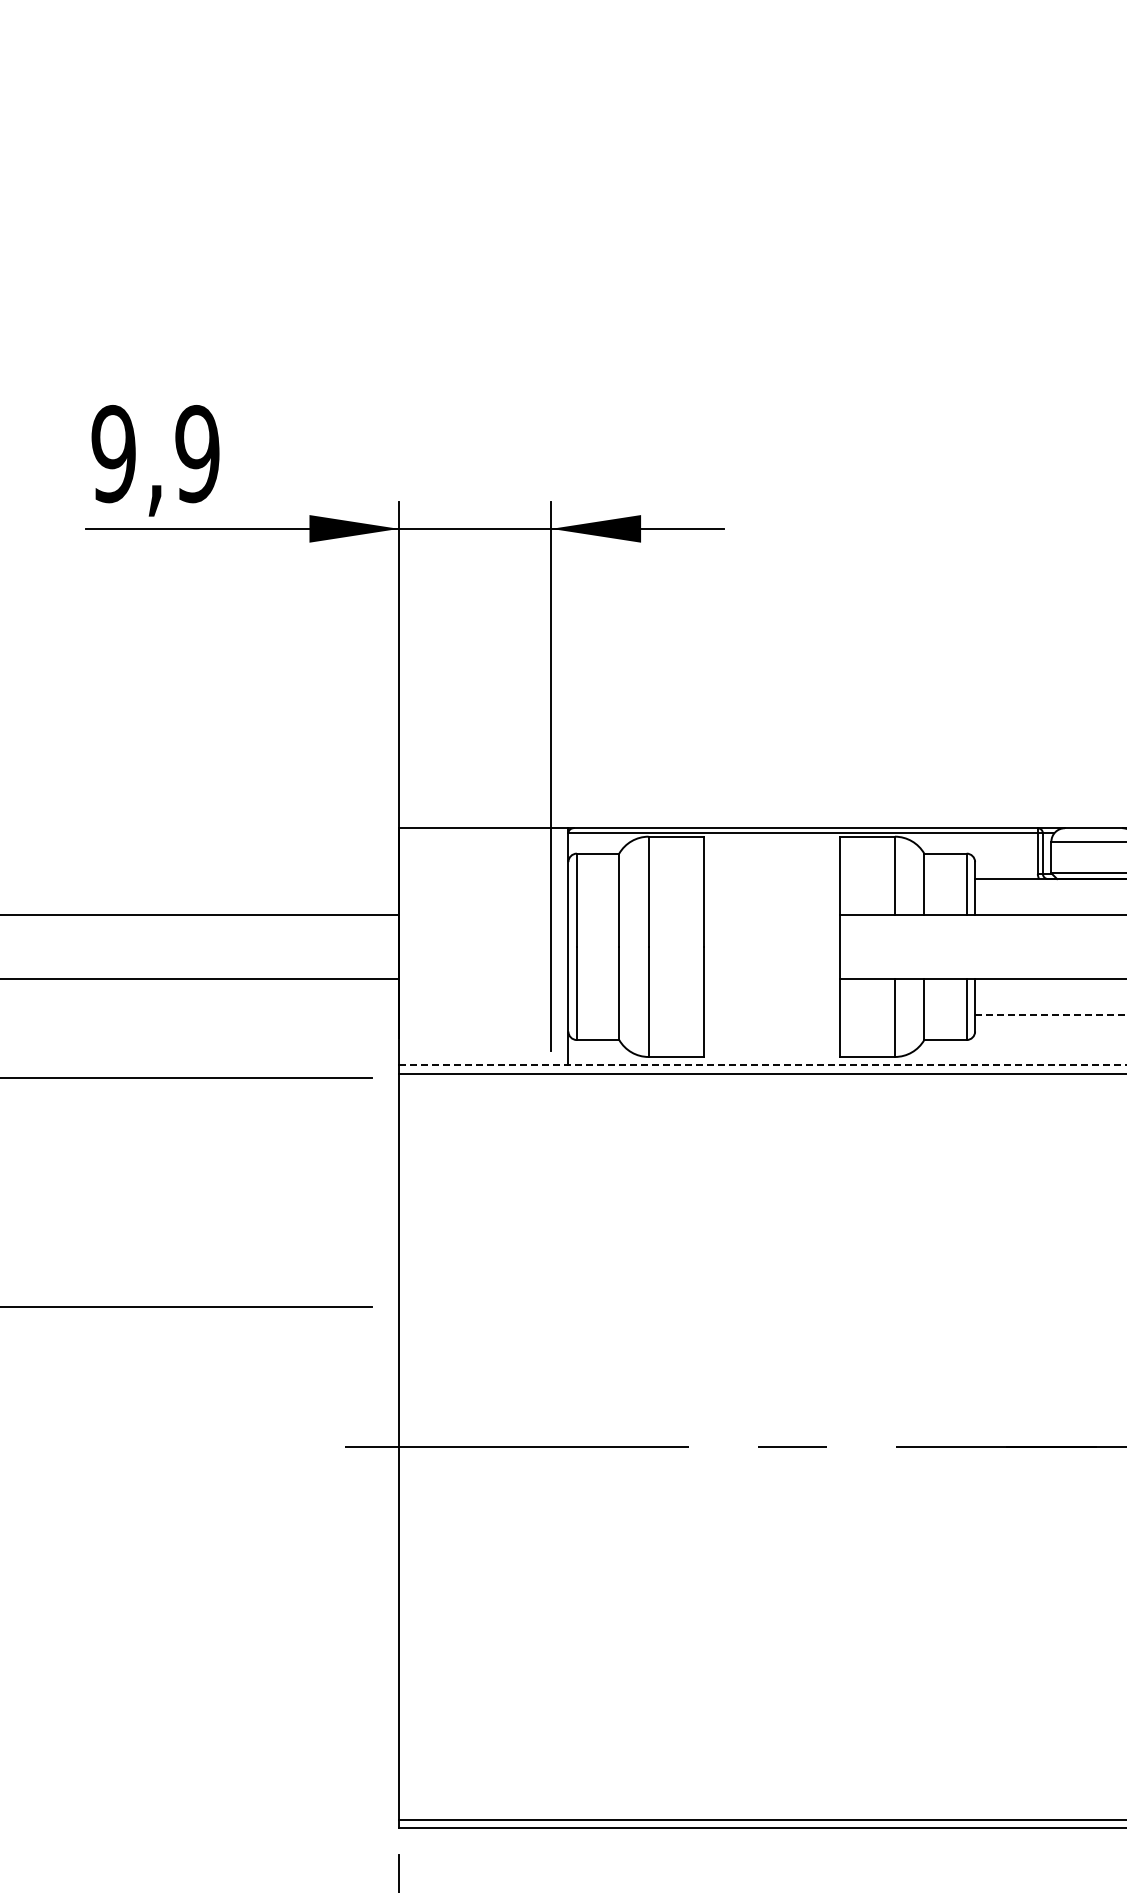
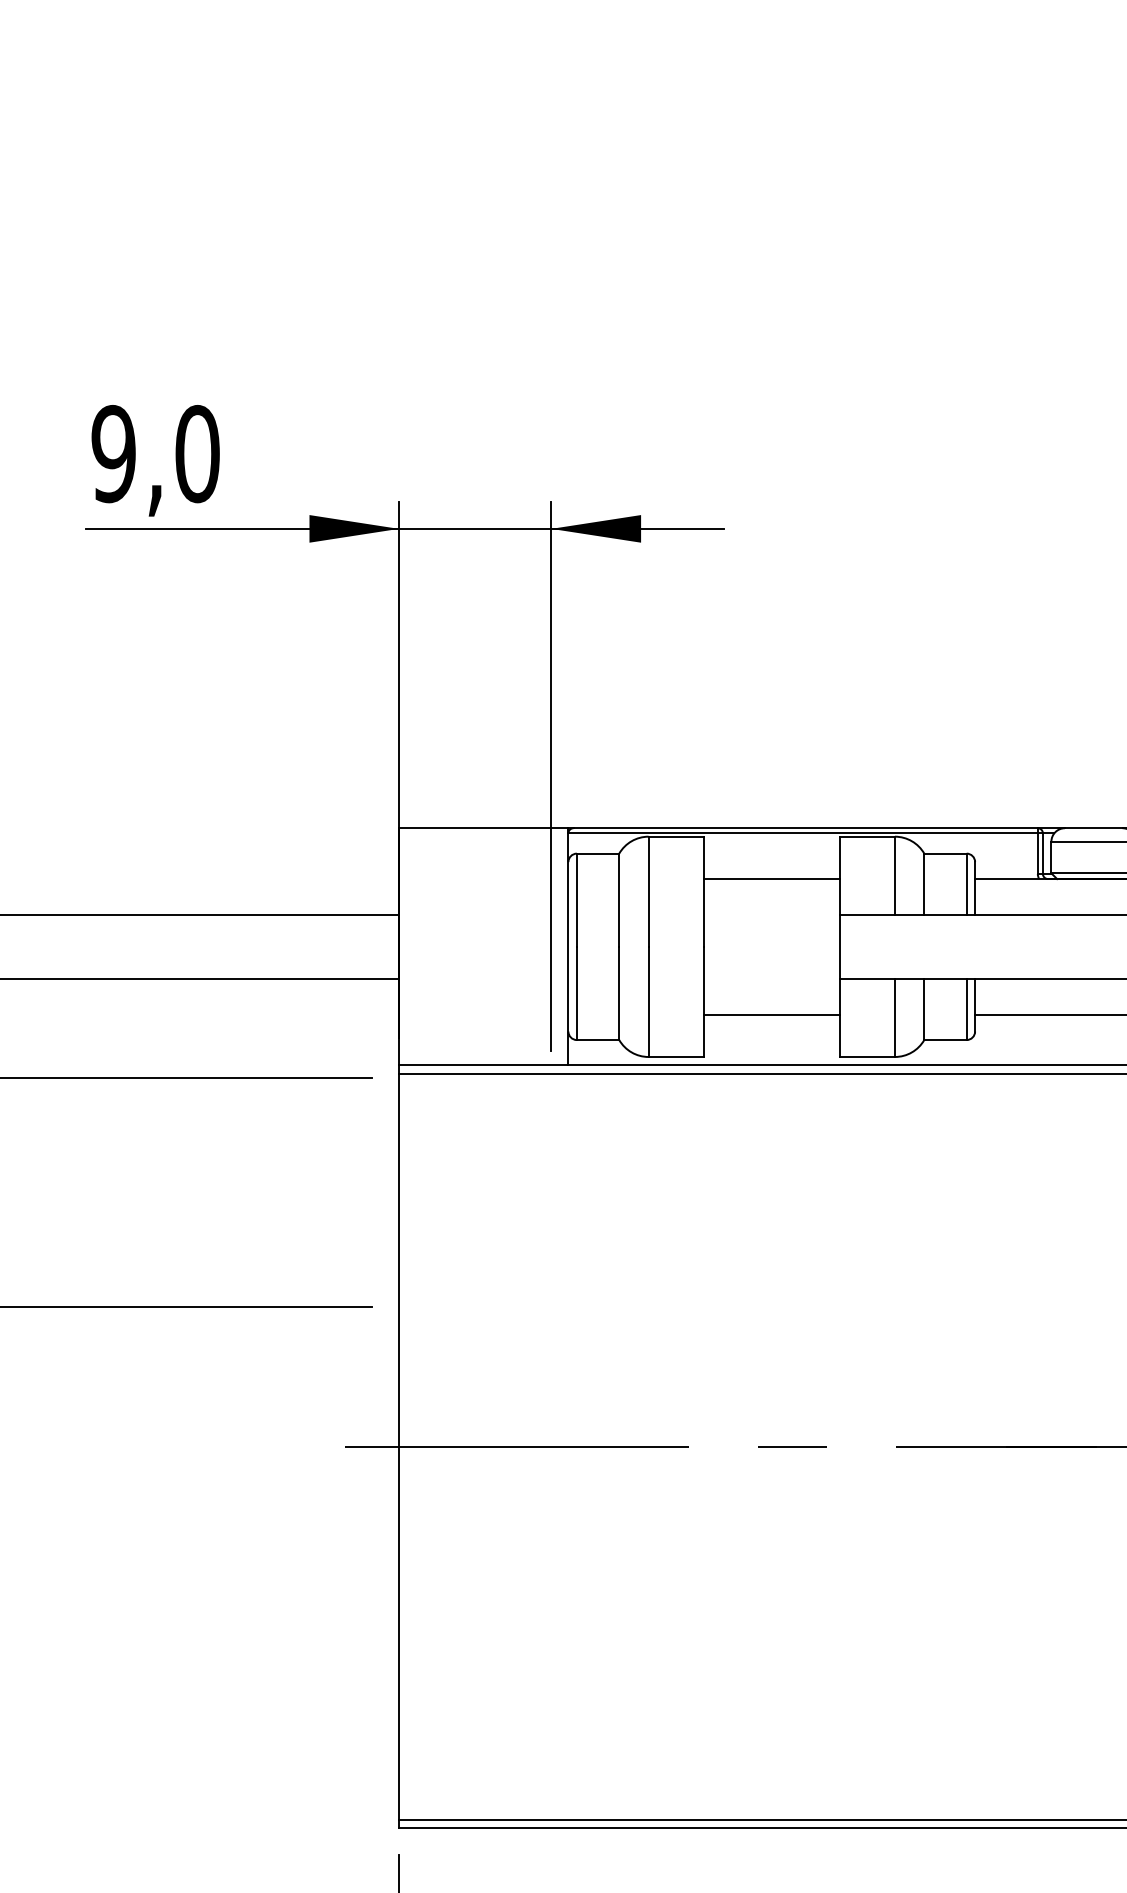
text: 9,9 -> 9,0 (197, 454)
line: none -> present (771, 879)
line: none -> present (771, 1014)
line: dashed -> solid (1051, 1014)
line: dashed -> solid (762, 1065)
